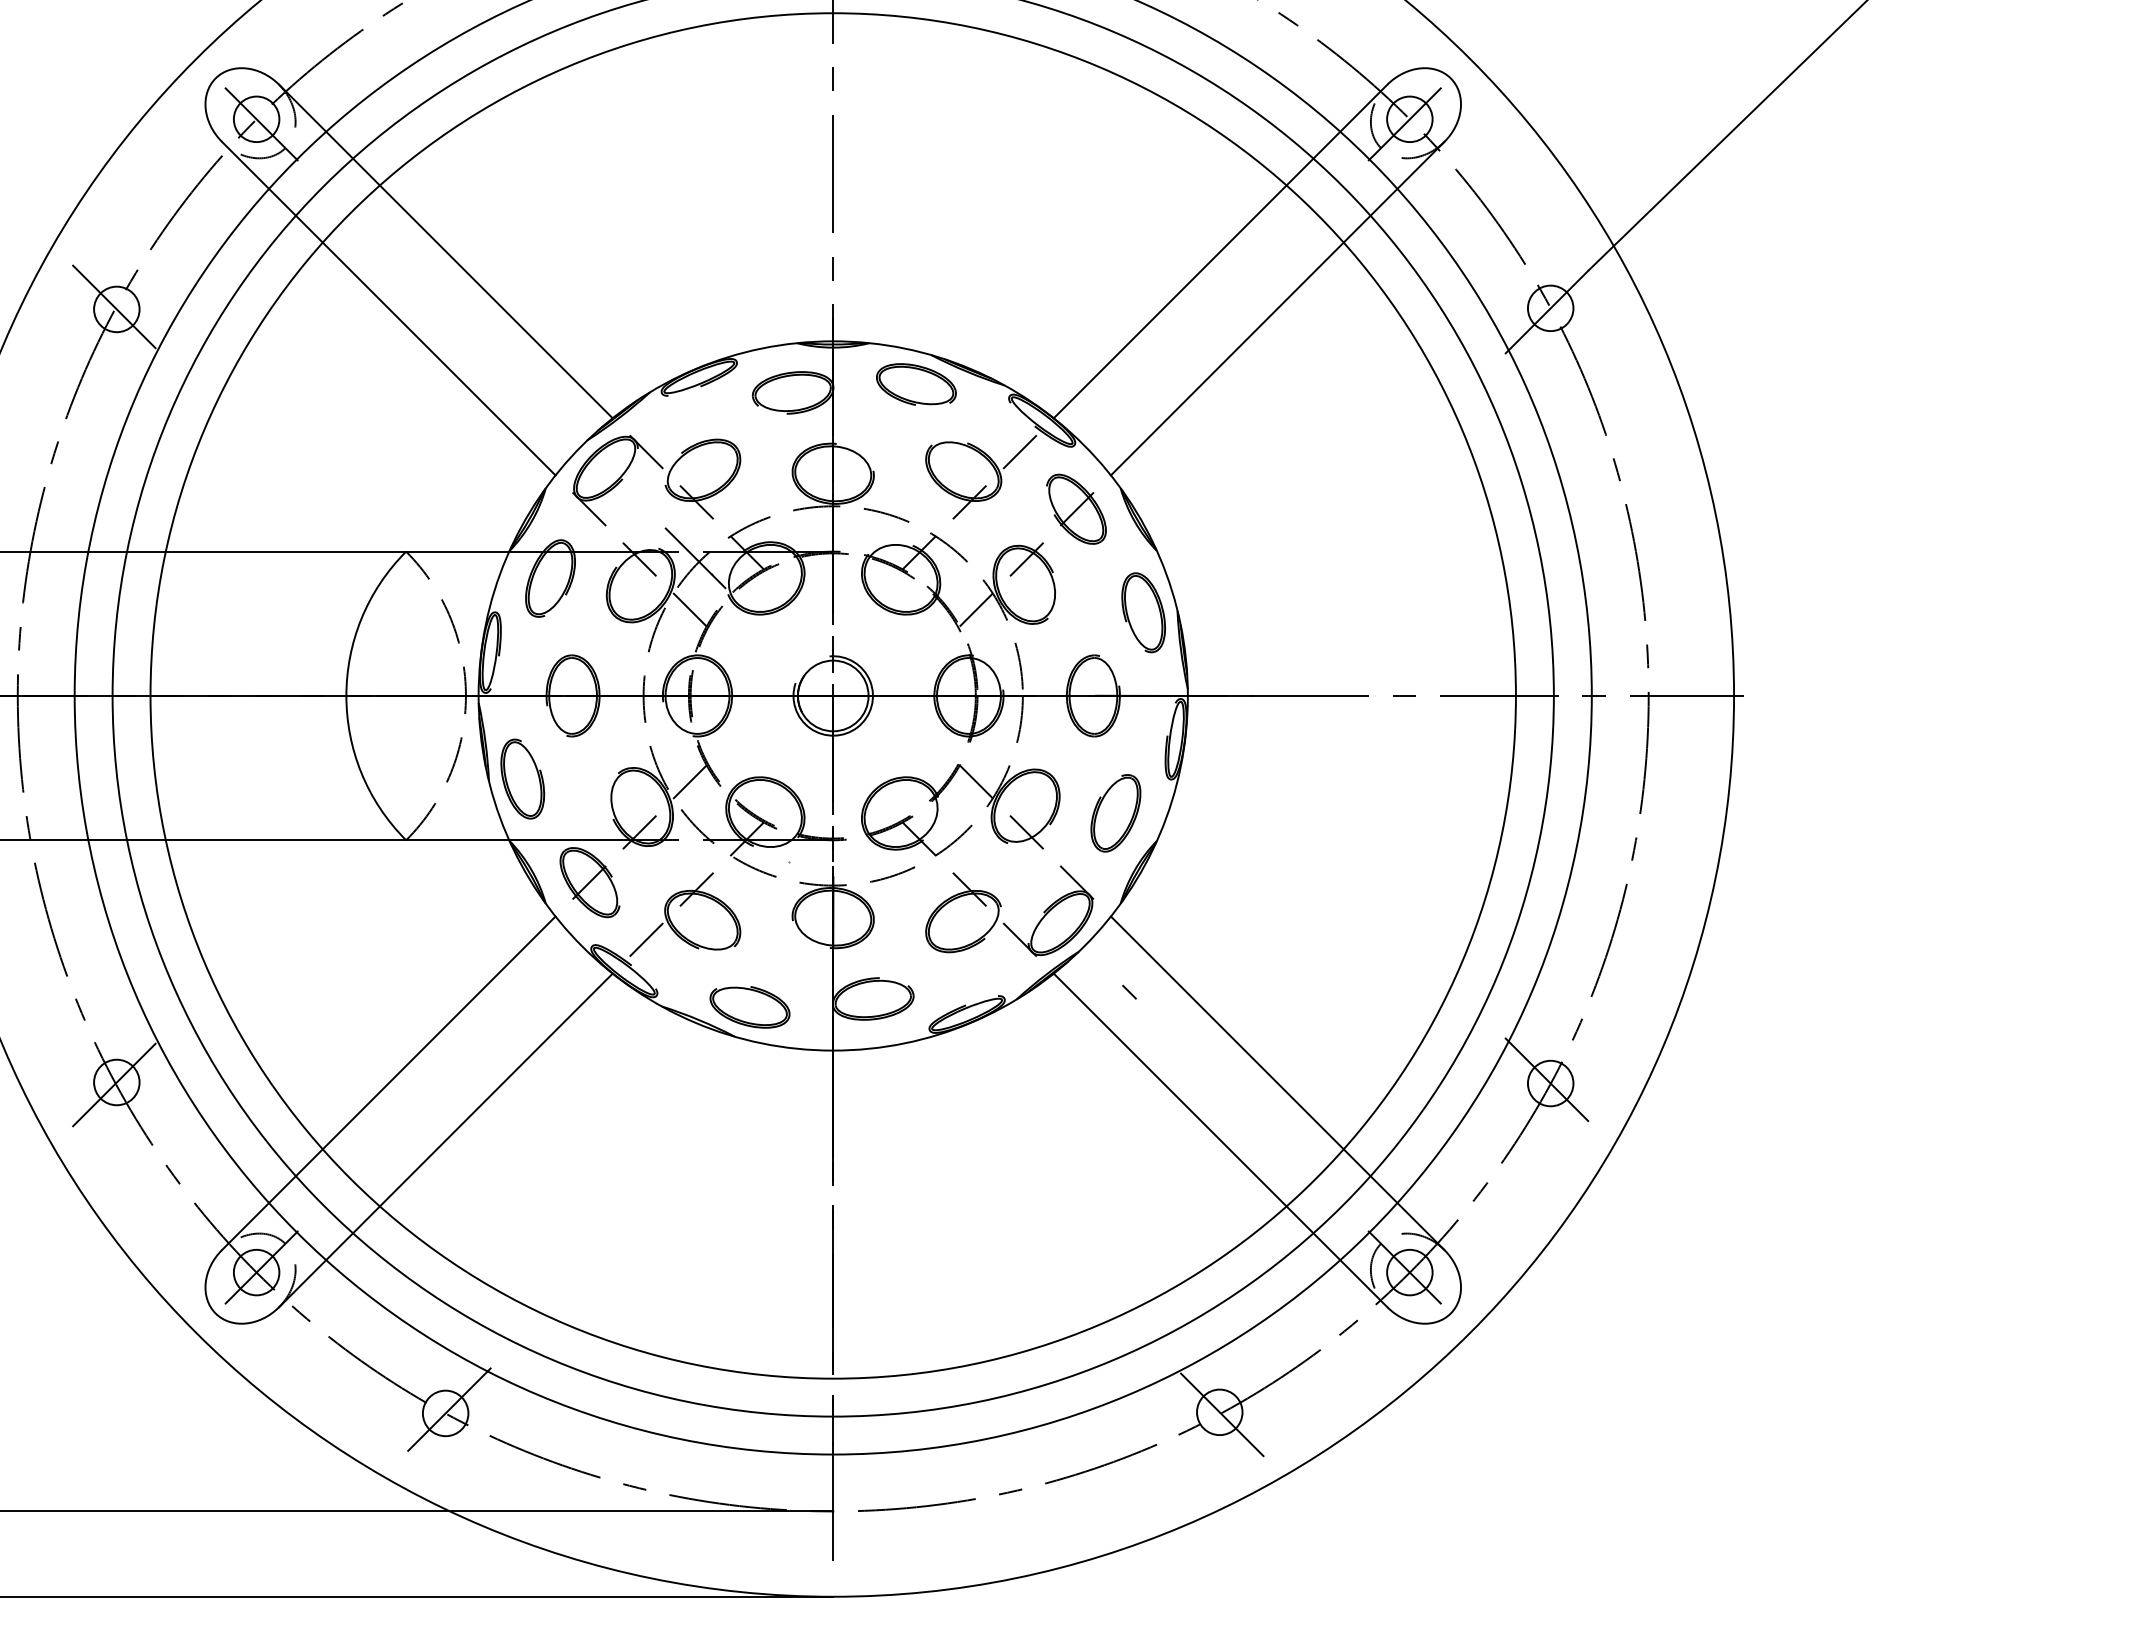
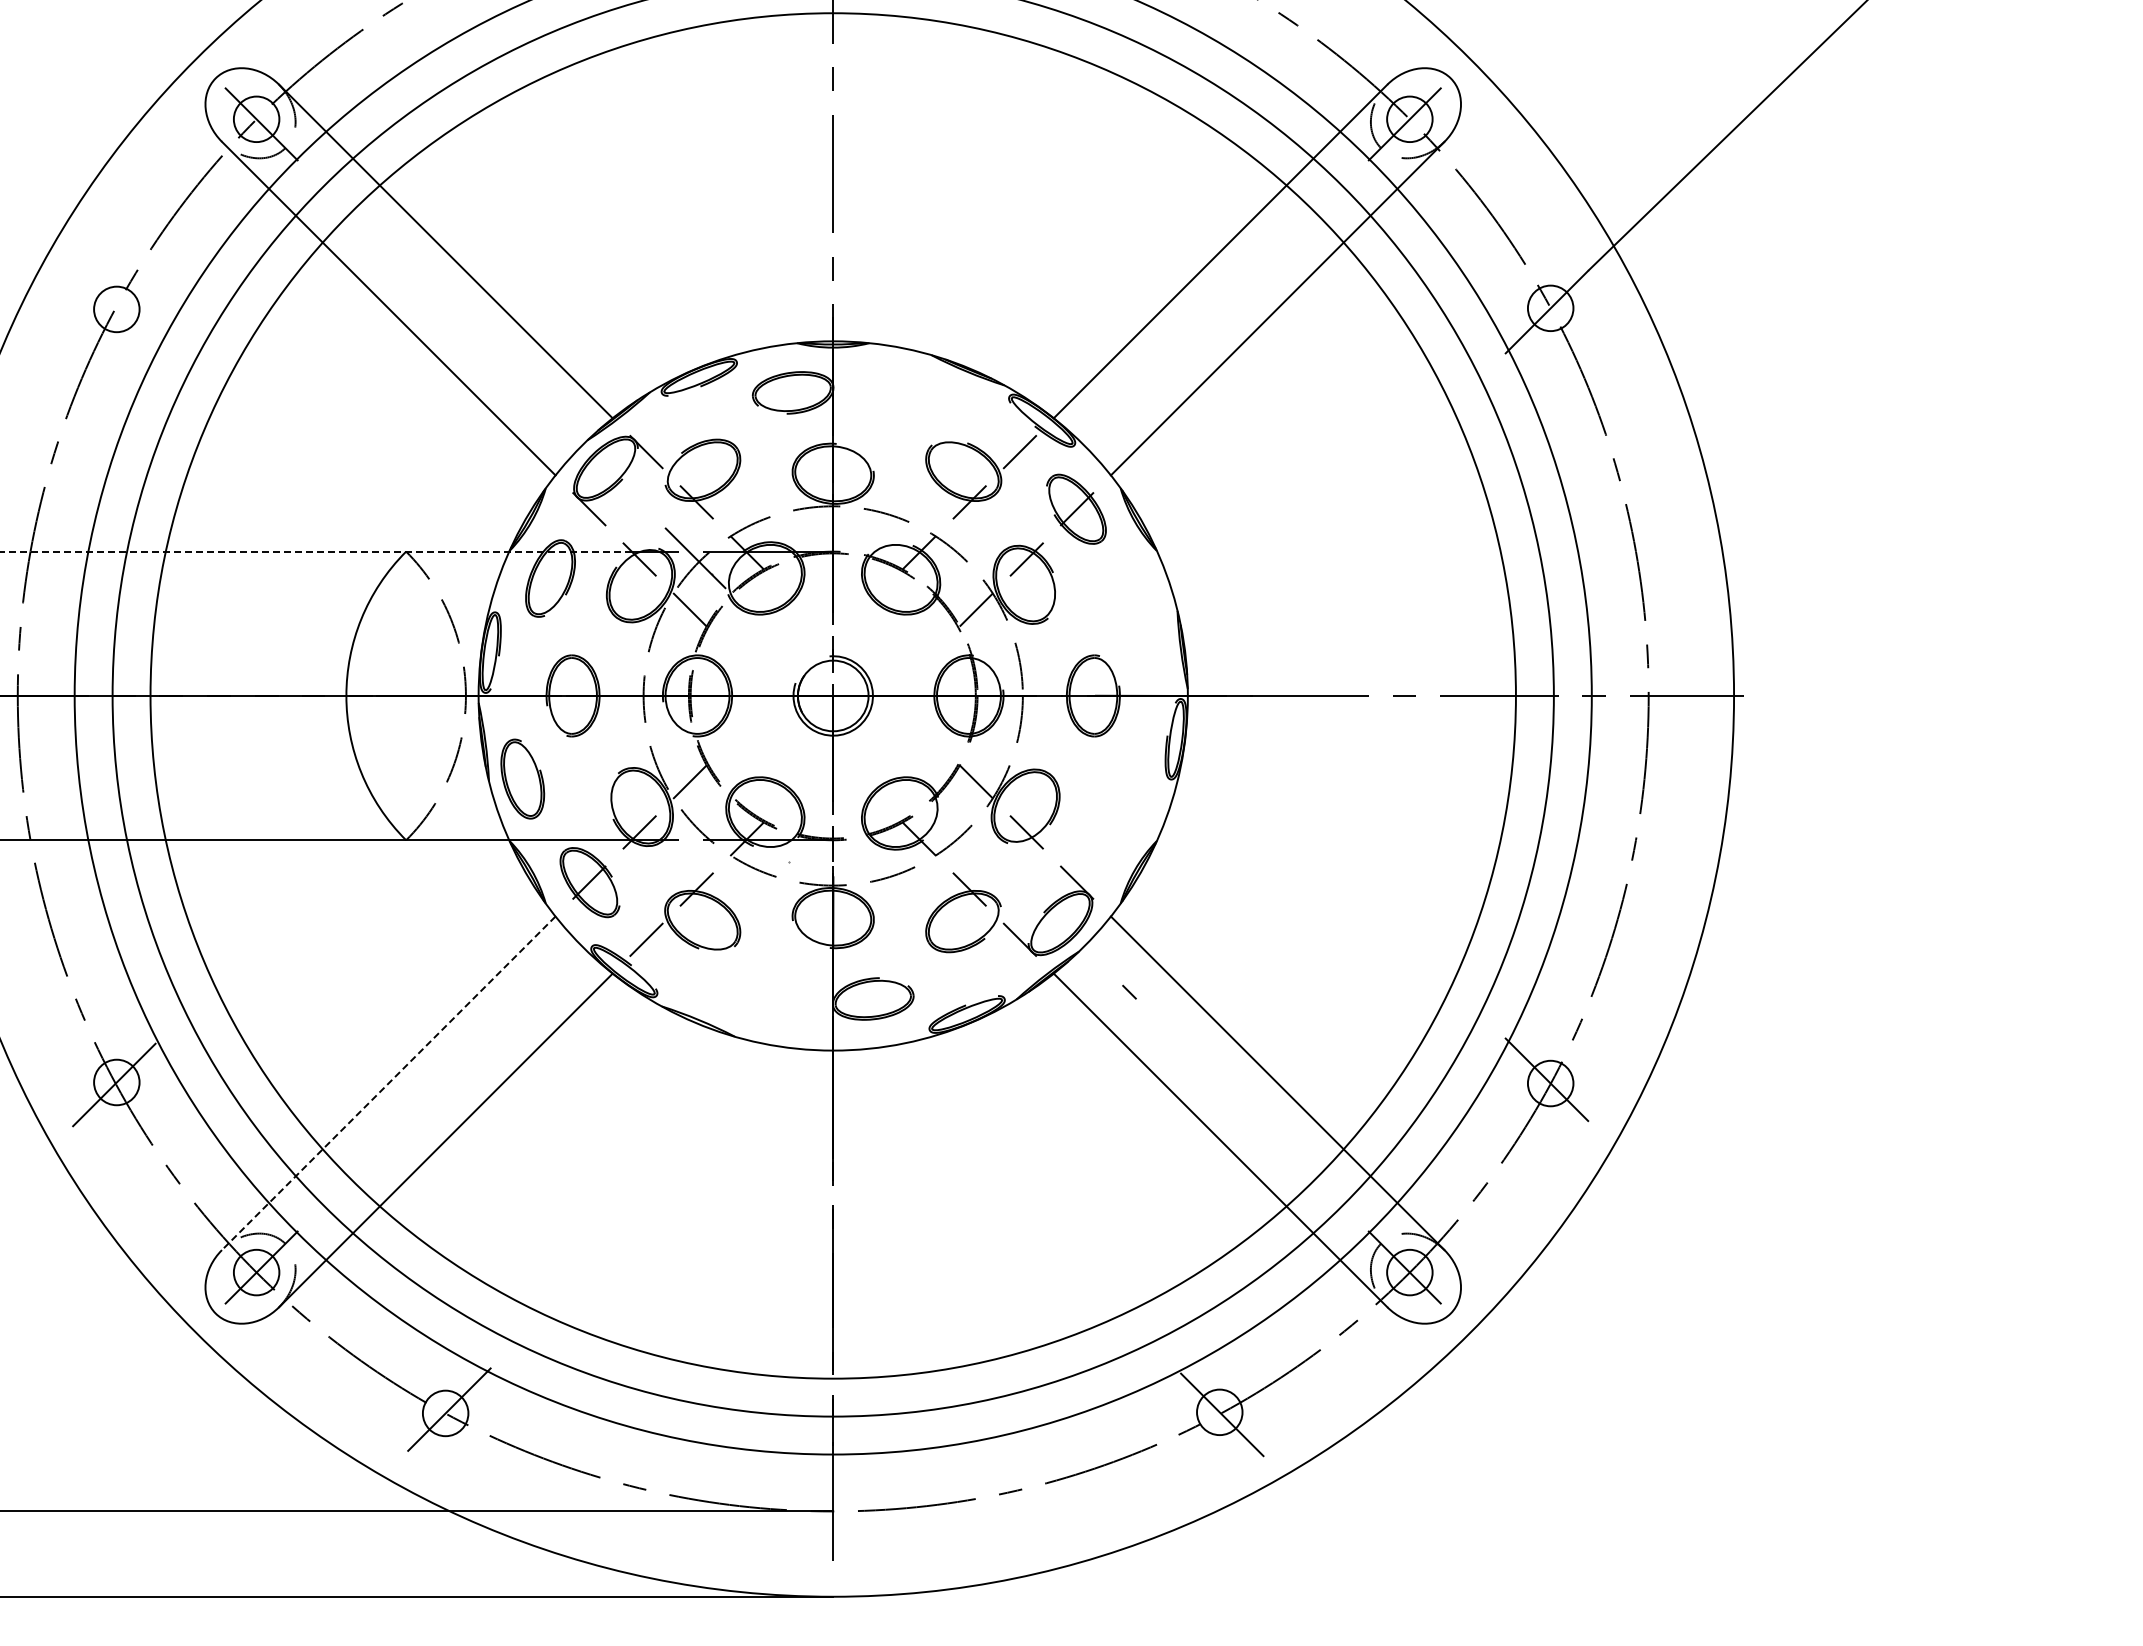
line: present -> none (116, 309)
part: present -> none (916, 384)
line: solid -> dashed (316, 551)
part: present -> none (1143, 612)
part: present -> none (1115, 813)
part: present -> none (749, 1007)
line: solid -> dashed (388, 1083)
